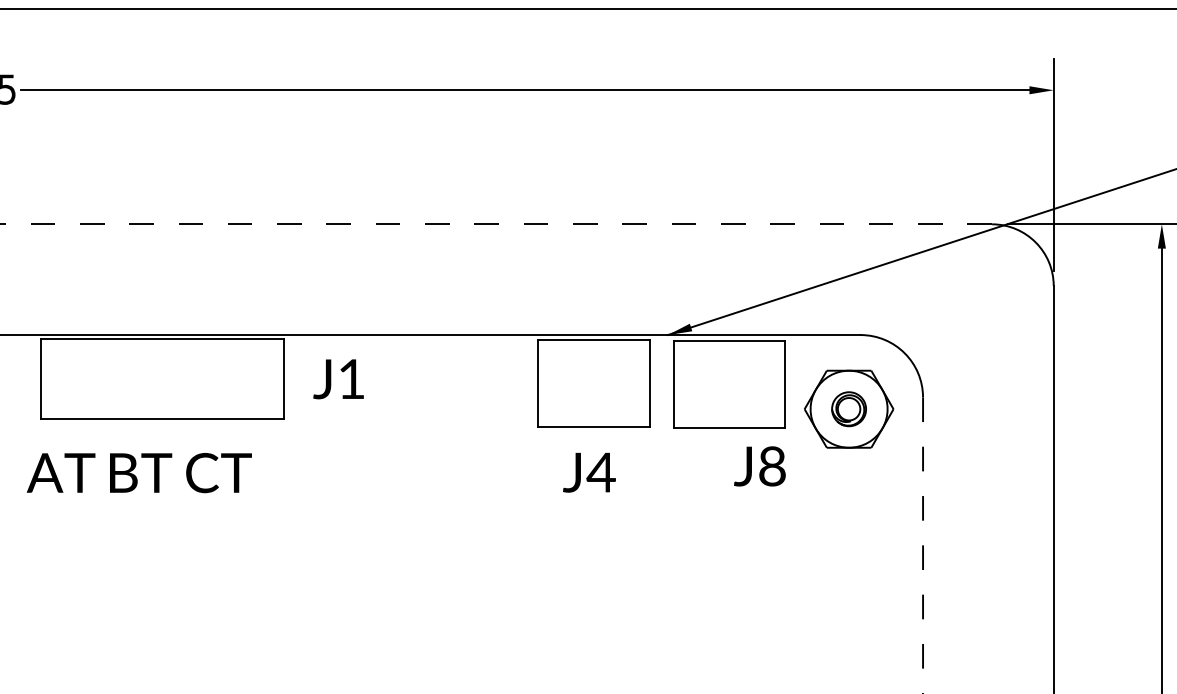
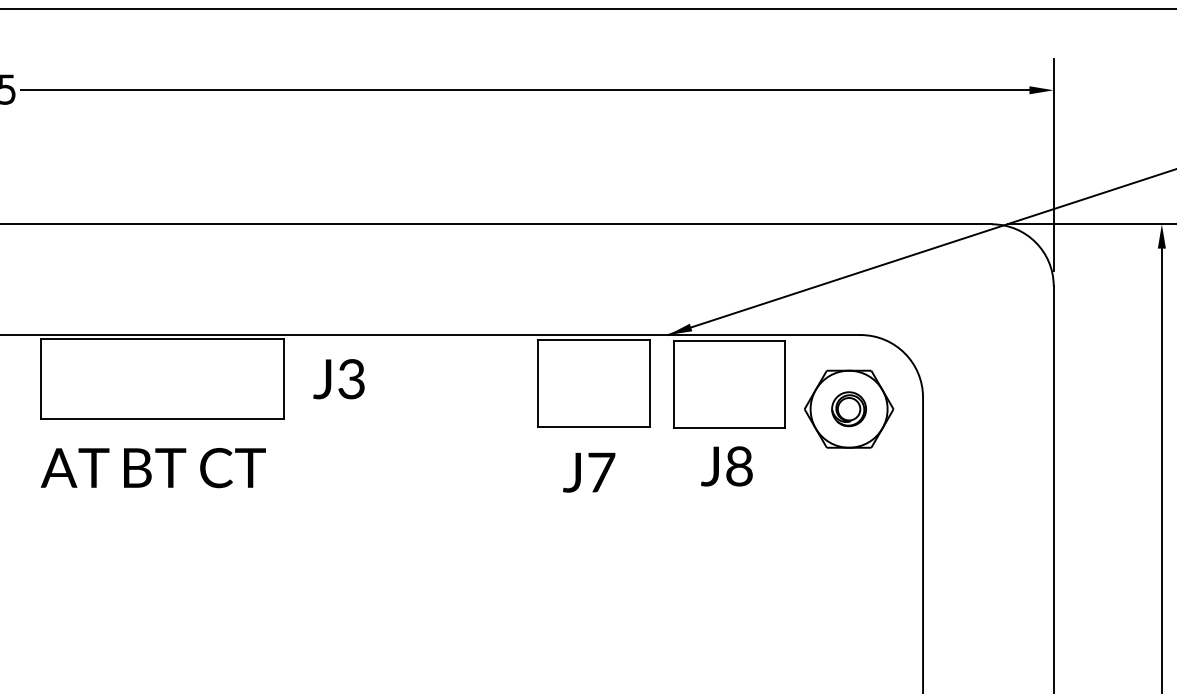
line: dashed -> solid (496, 224)
text: J1 -> J3 (351, 379)
text position: (759, 466) -> (726, 466) (726, 466)
text: J4 -> J7 (600, 472)
text position: (138, 473) -> (152, 468) (152, 468)
line: dashed -> solid (923, 545)
